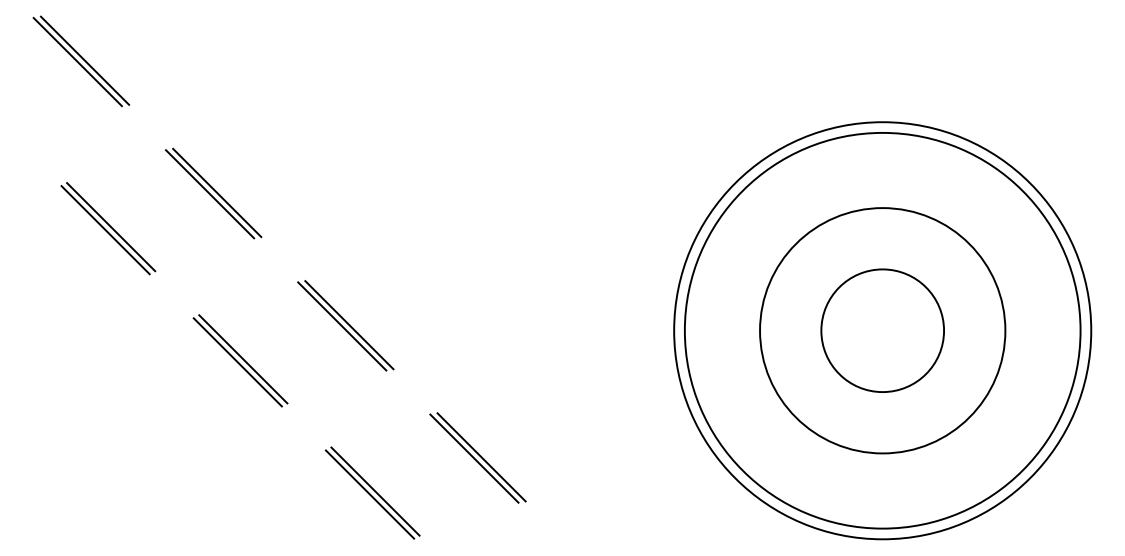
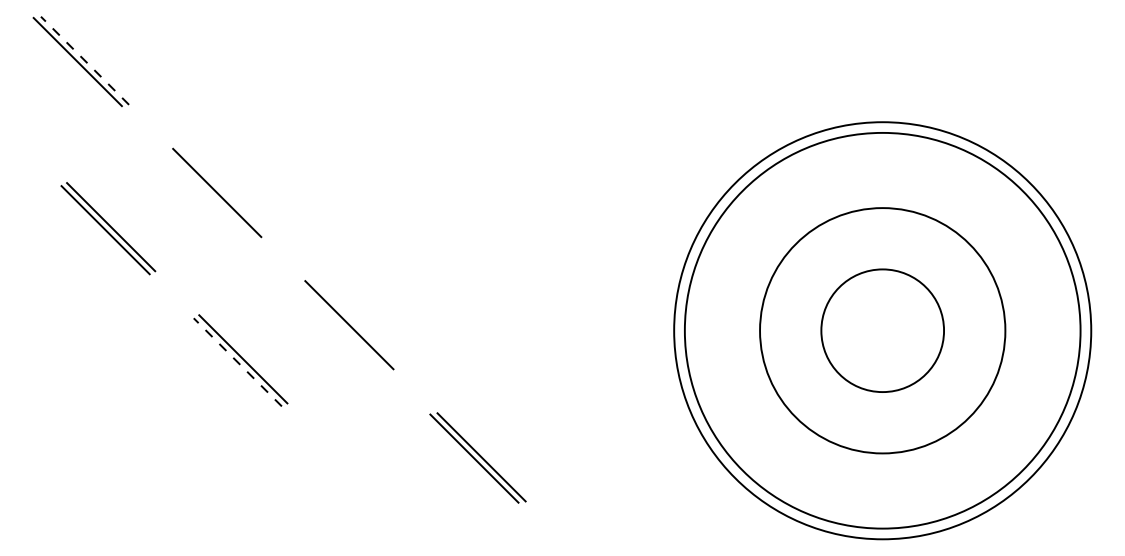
line: solid -> dashed (84, 60)
line: present -> none (209, 194)
line: present -> none (342, 326)
line: solid -> dashed (237, 362)
part: present -> none (372, 492)
